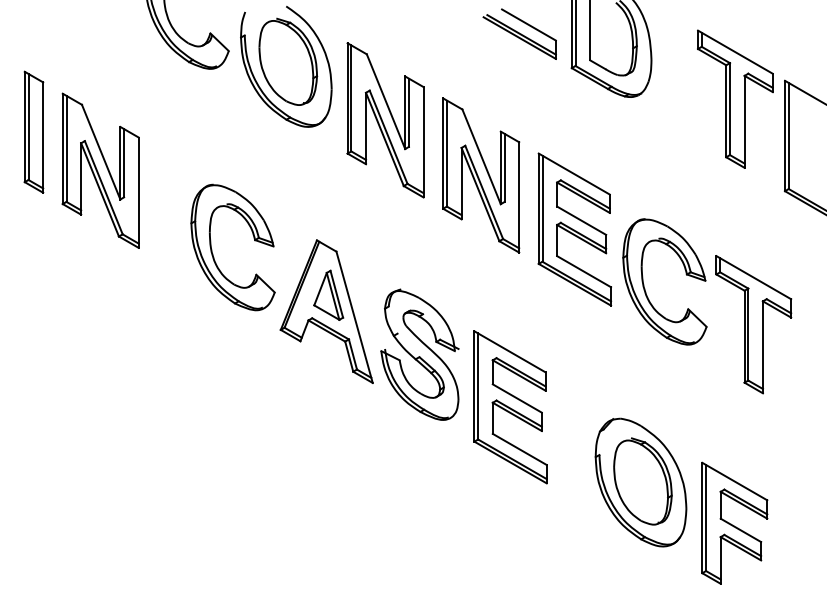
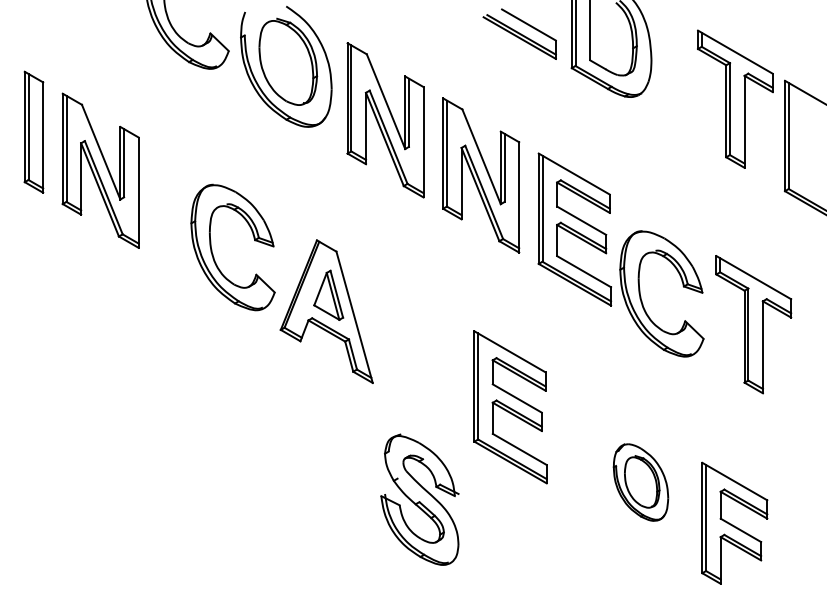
part position: (644, 284) -> (641, 296) (641, 296)
part position: (419, 354) -> (419, 499) (419, 499)
part size: 94x131 px -> 58x79 px (640, 482)
